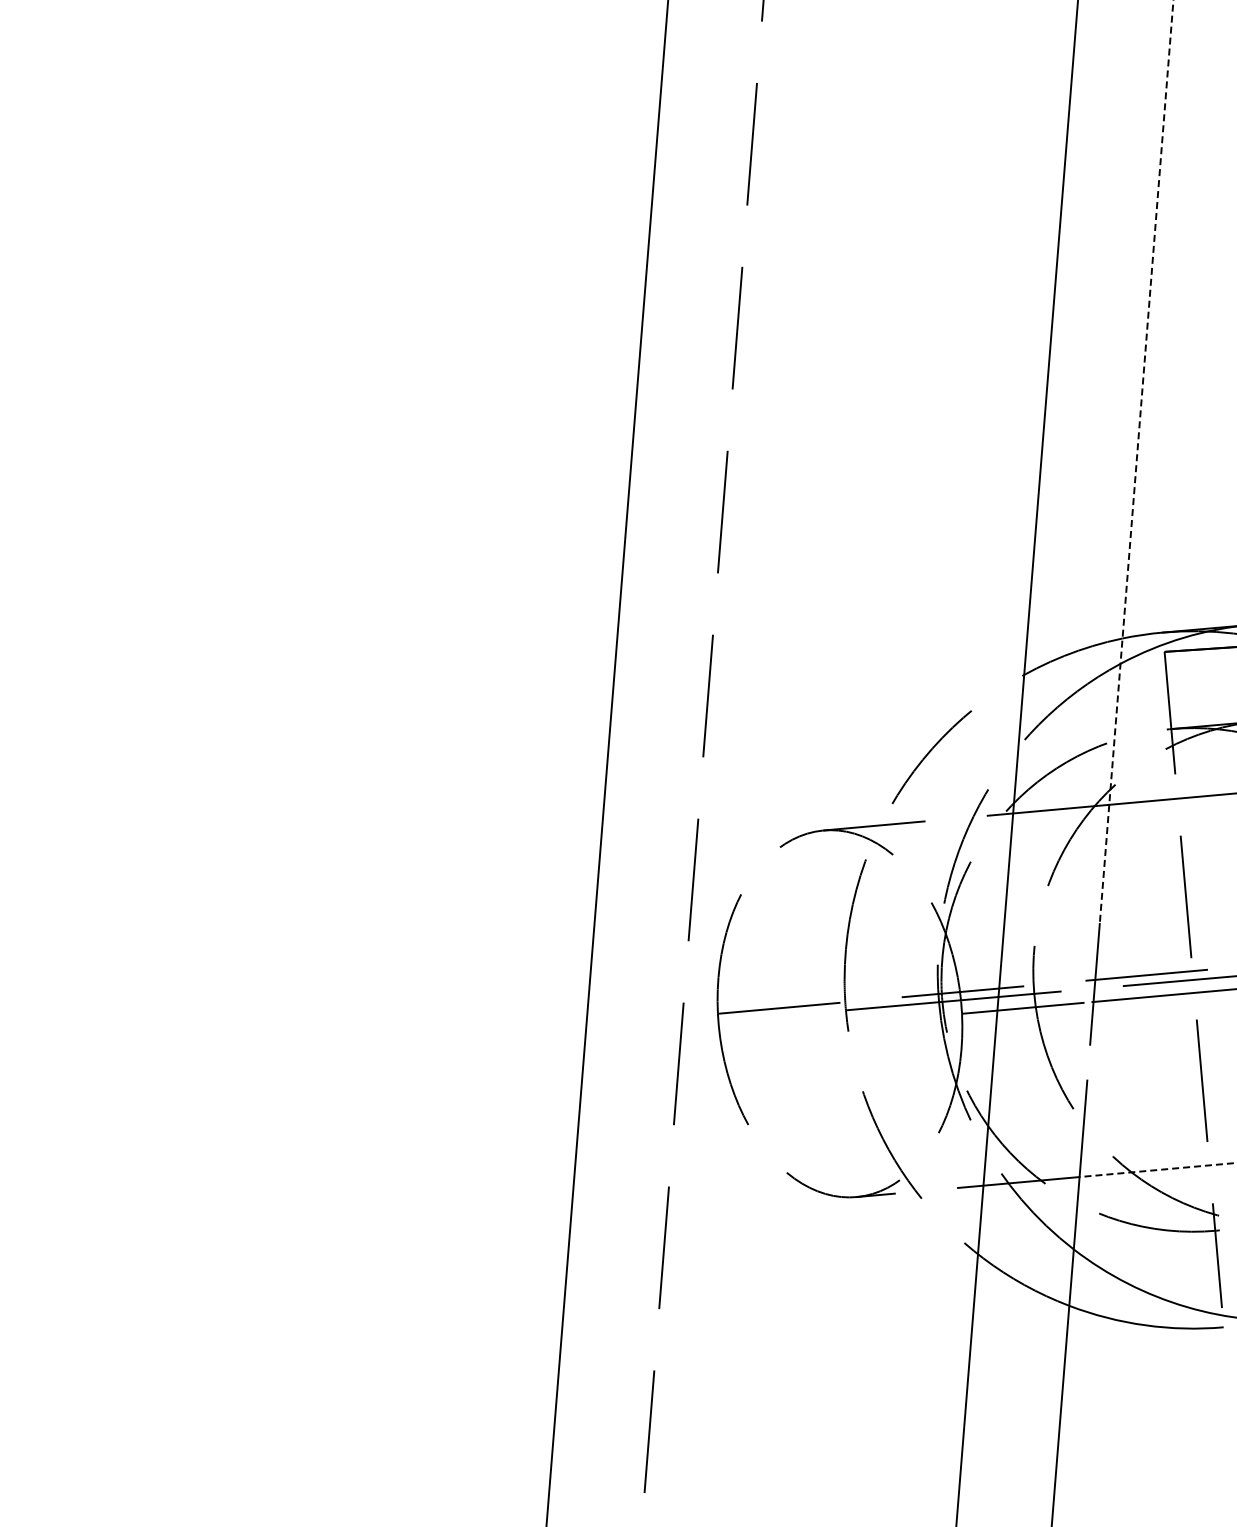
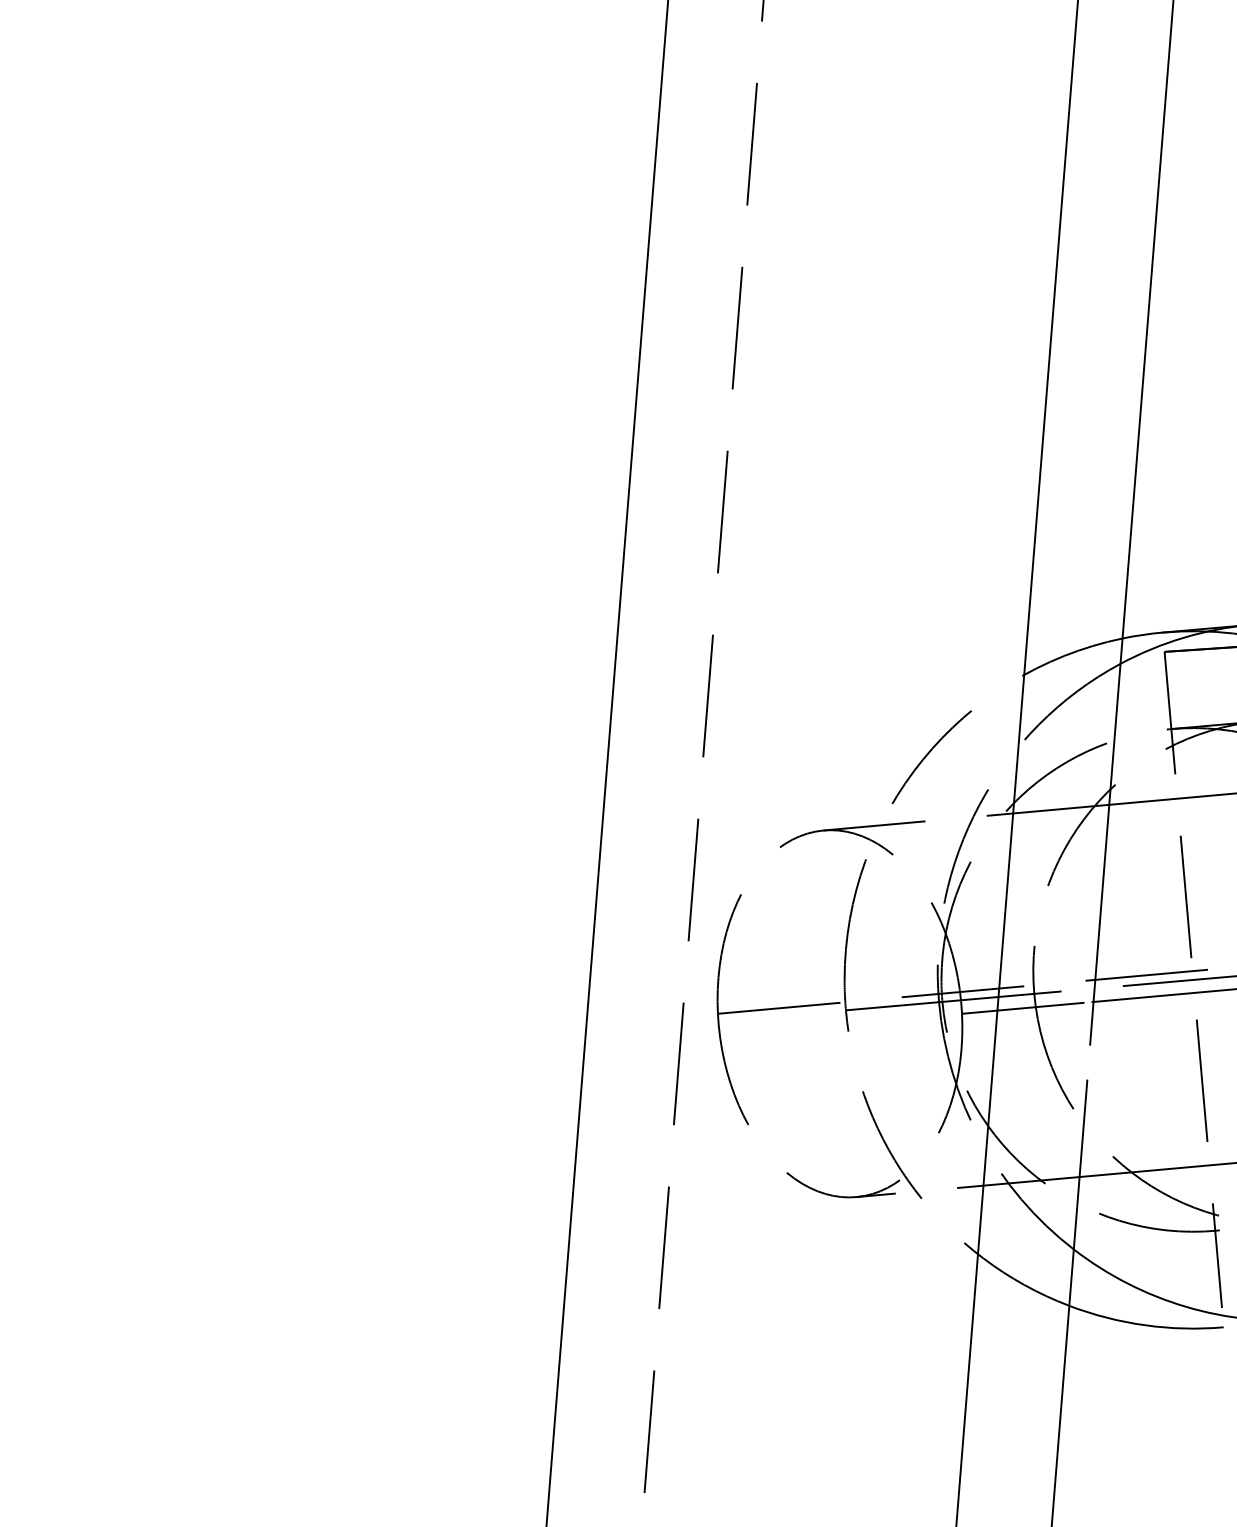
line: dashed -> solid (1136, 461)
line: dashed -> solid (1158, 1169)
